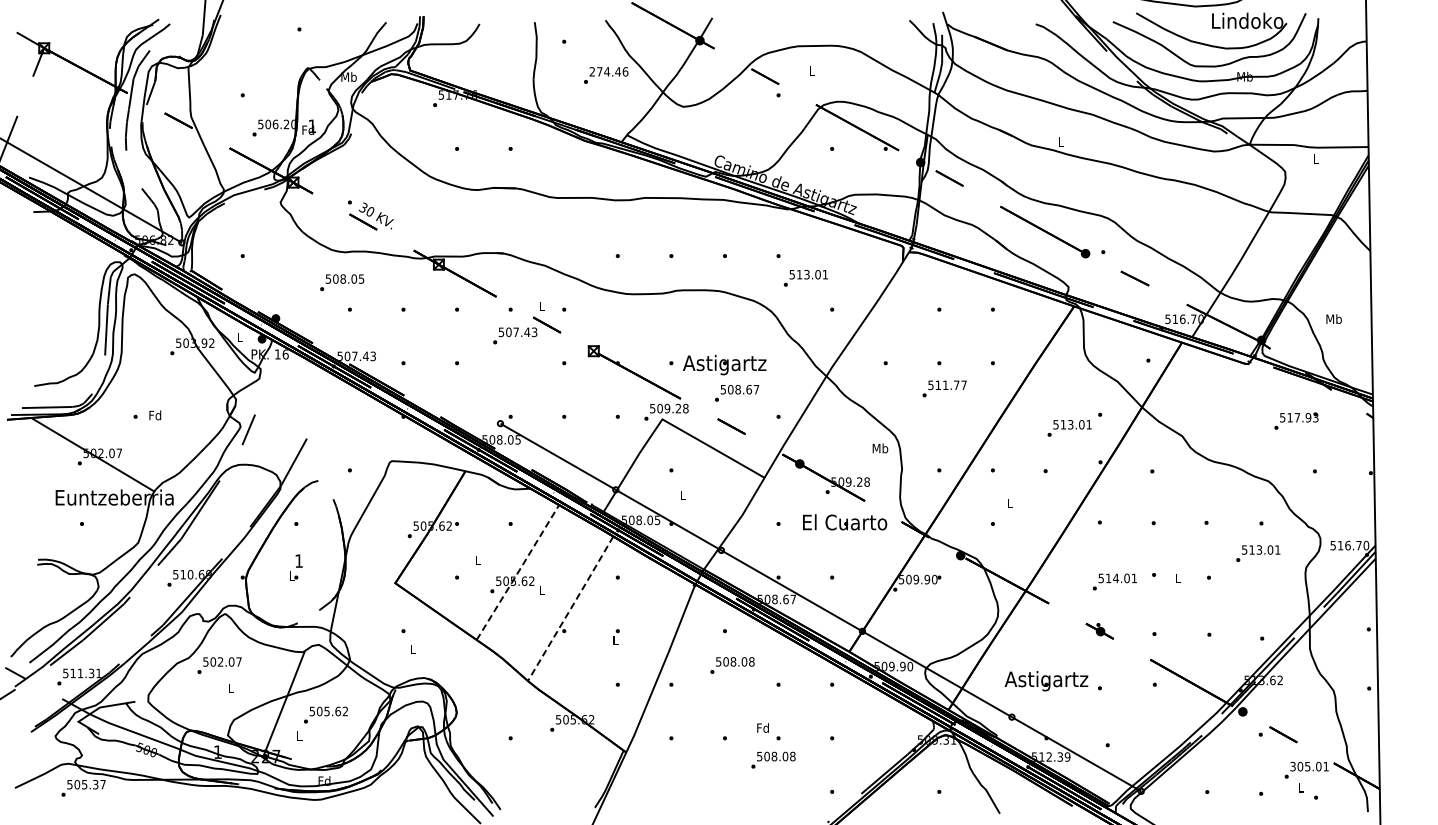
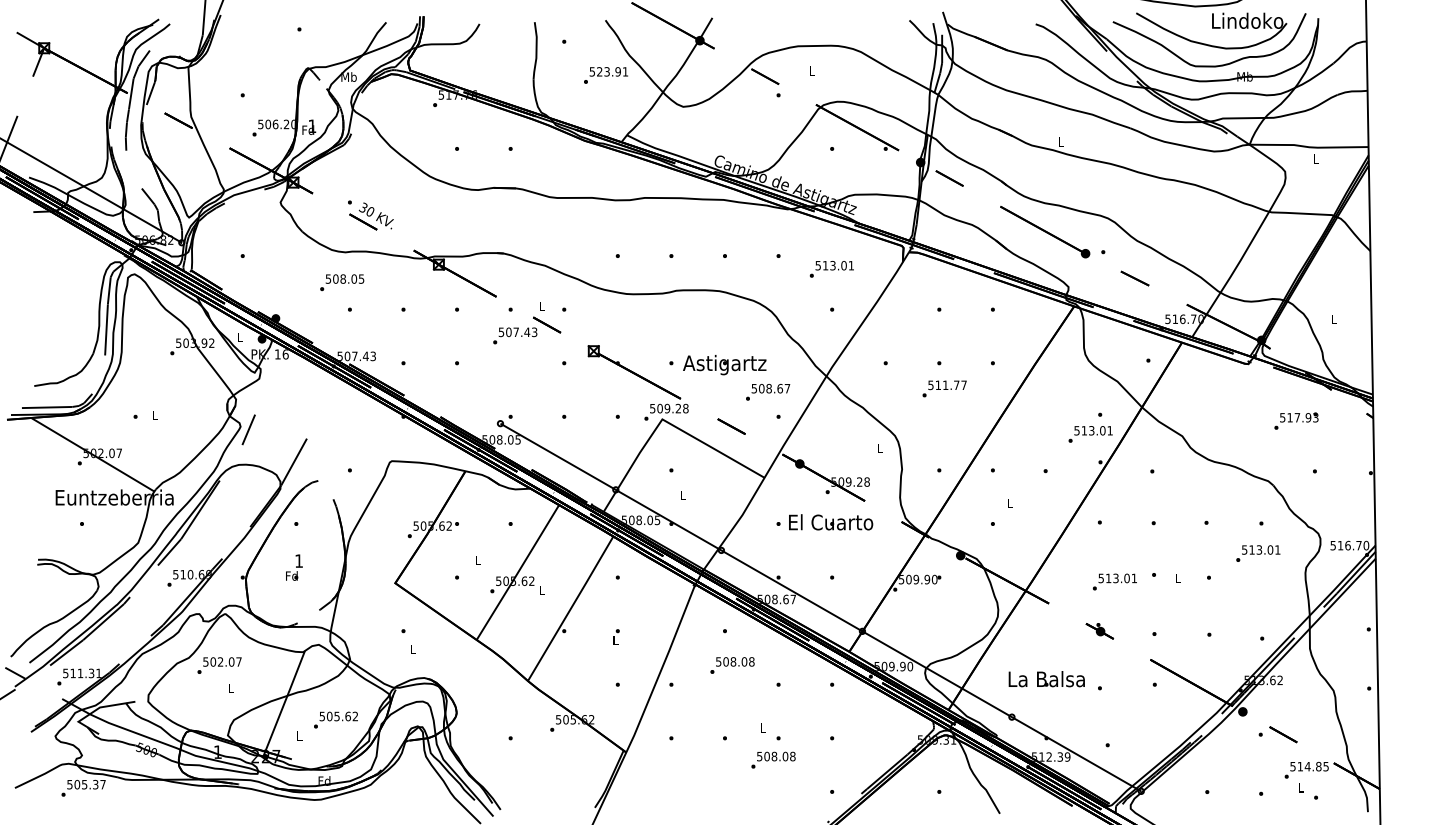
text: 274.46 -> 523.91 (608, 71)
text position: (805, 278) -> (831, 269) (831, 269)
text: Mb -> L (1333, 318)
text position: (737, 393) -> (768, 392) (768, 392)
text: Fd -> L (155, 415)
text position: (1069, 428) -> (1090, 434) (1090, 434)
text: Mb -> L (880, 448)
text position: (845, 522) -> (831, 522) (831, 522)
line: dashed -> solid (517, 572)
text: L -> Fd (291, 575)
text: 514.01 -> 513.01 (1115, 578)
line: dashed -> solid (571, 608)
text: Astigartz -> La Balsa (1046, 681)
text position: (325, 714) -> (335, 719) (335, 719)
text: Fd -> L (762, 727)
text: 305.01 -> 514.85 (1309, 766)
